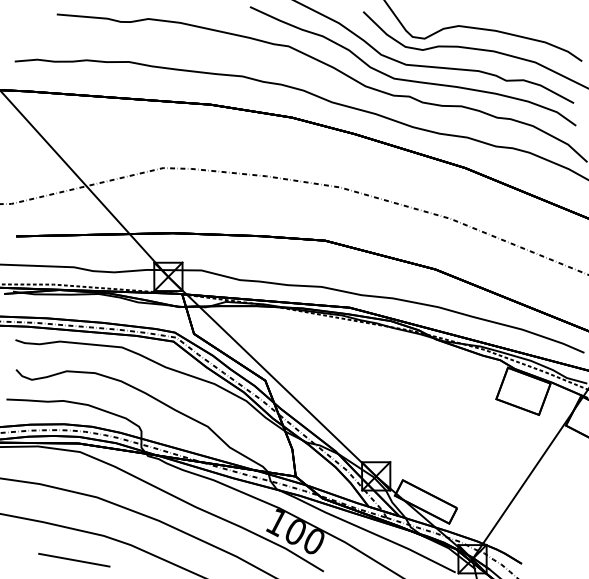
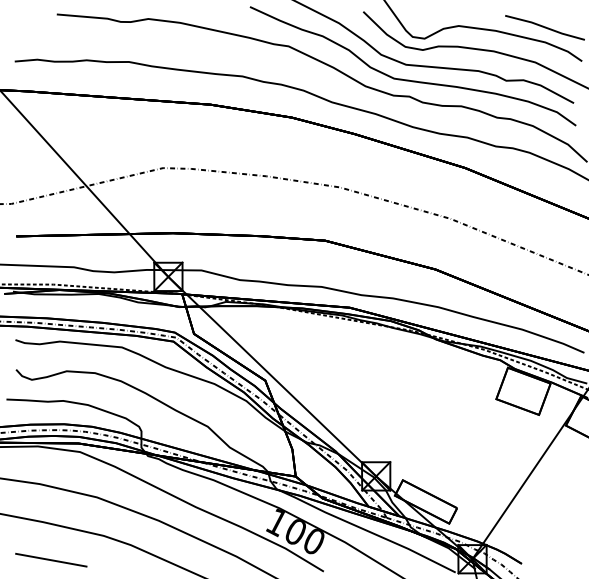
line: none -> present (544, 27)
line position: (74, 559) -> (51, 559) (51, 559)
